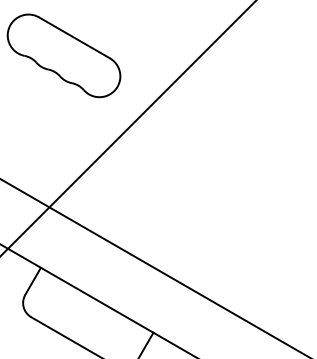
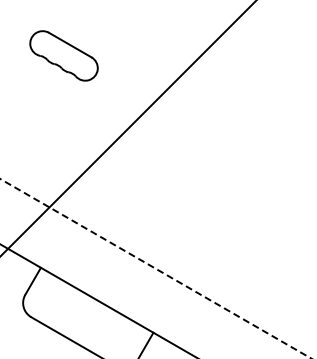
part size: 116x86 px -> 70x52 px (63, 55)
line: solid -> dashed (156, 268)
